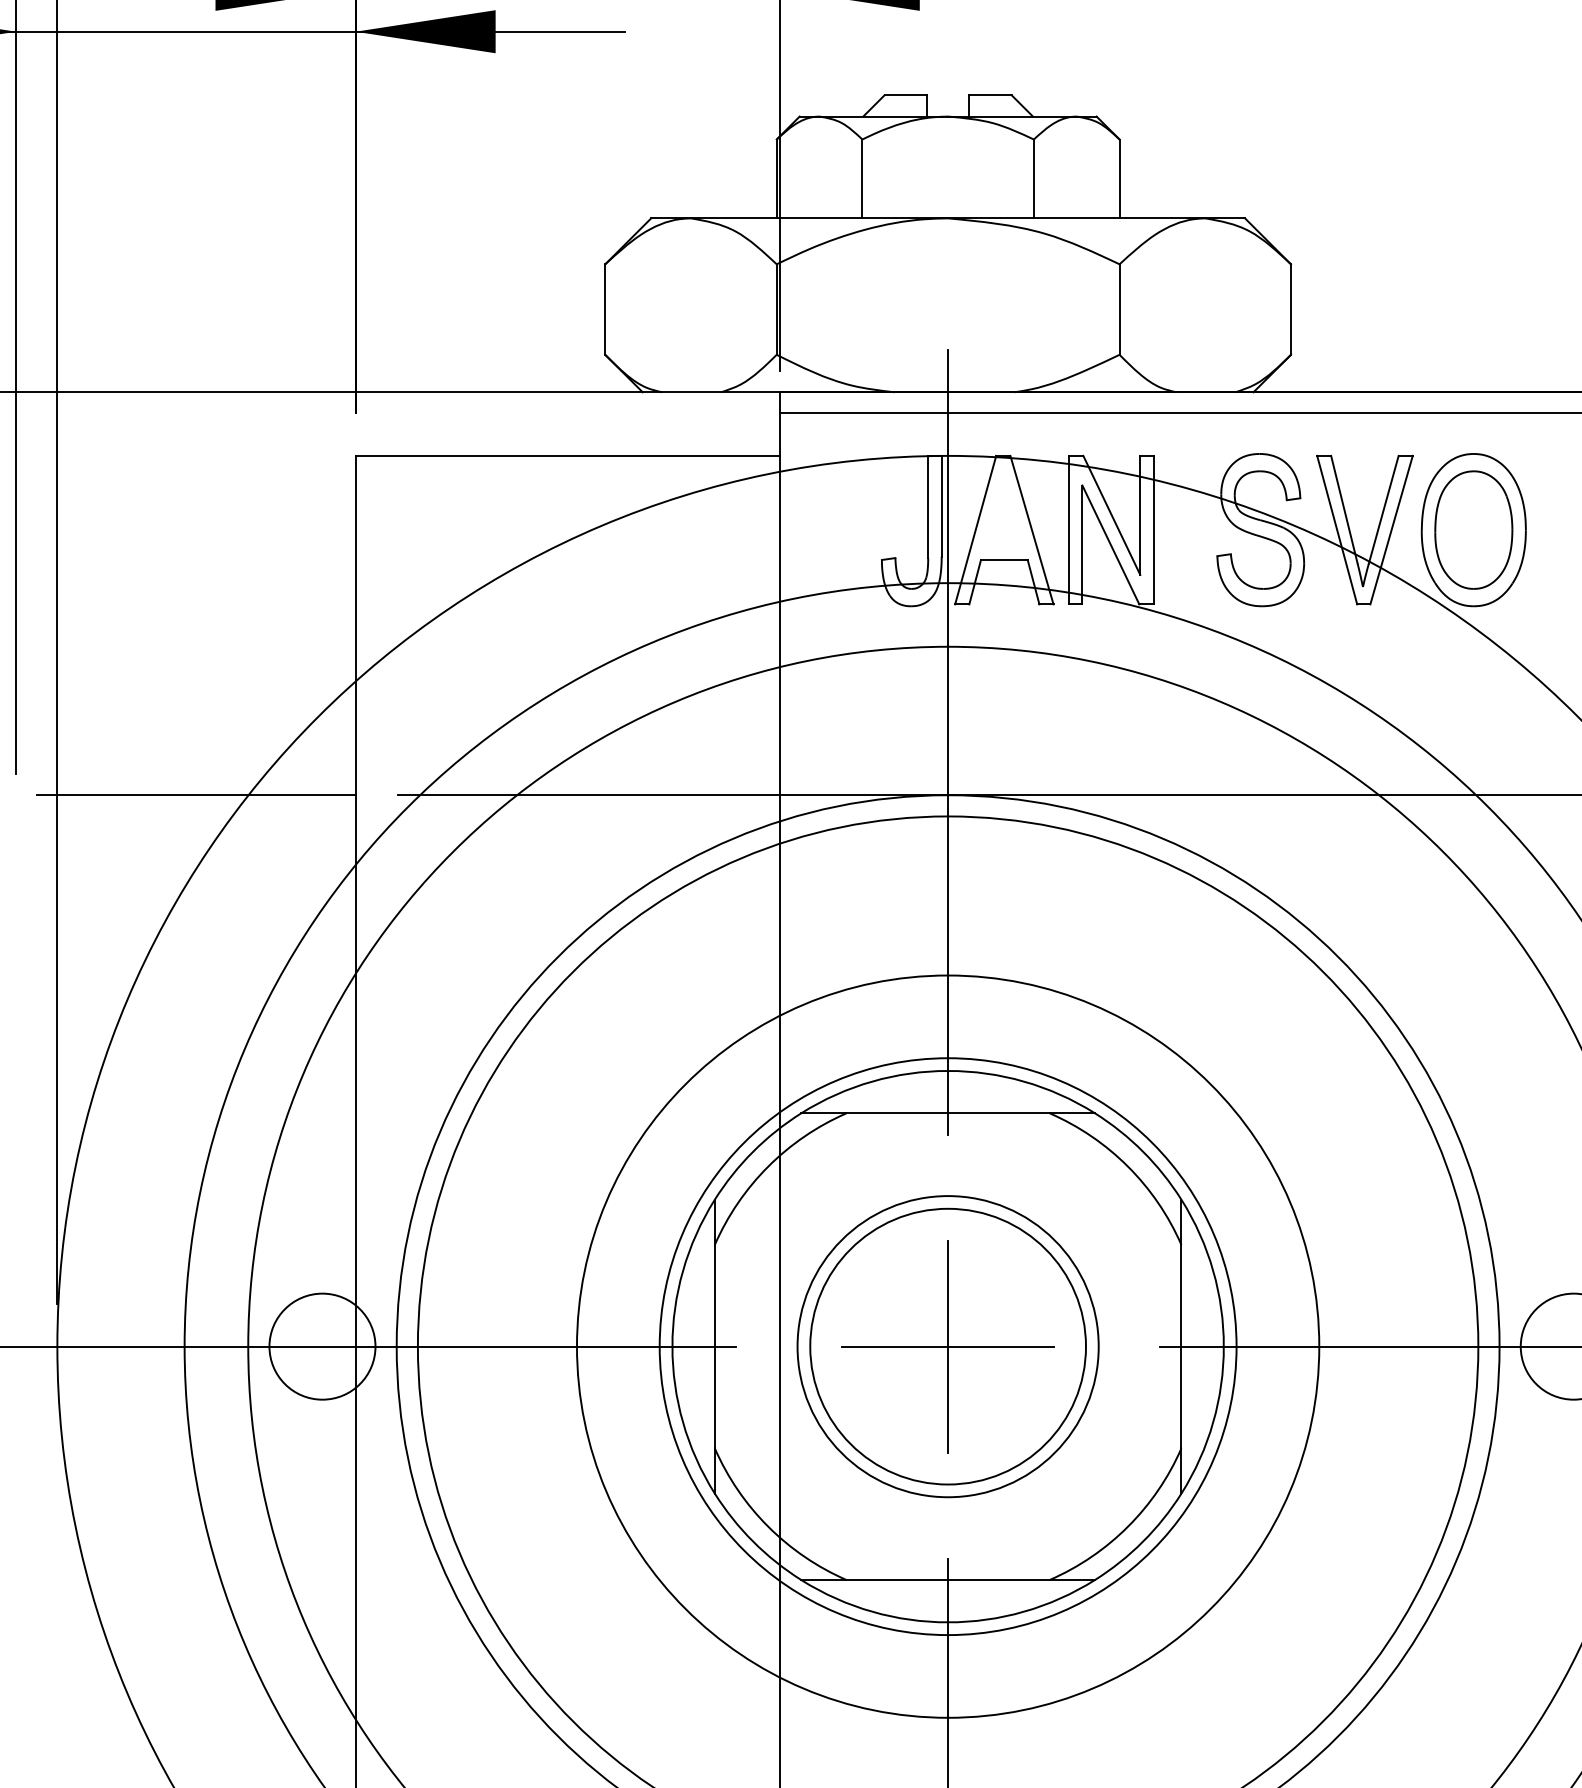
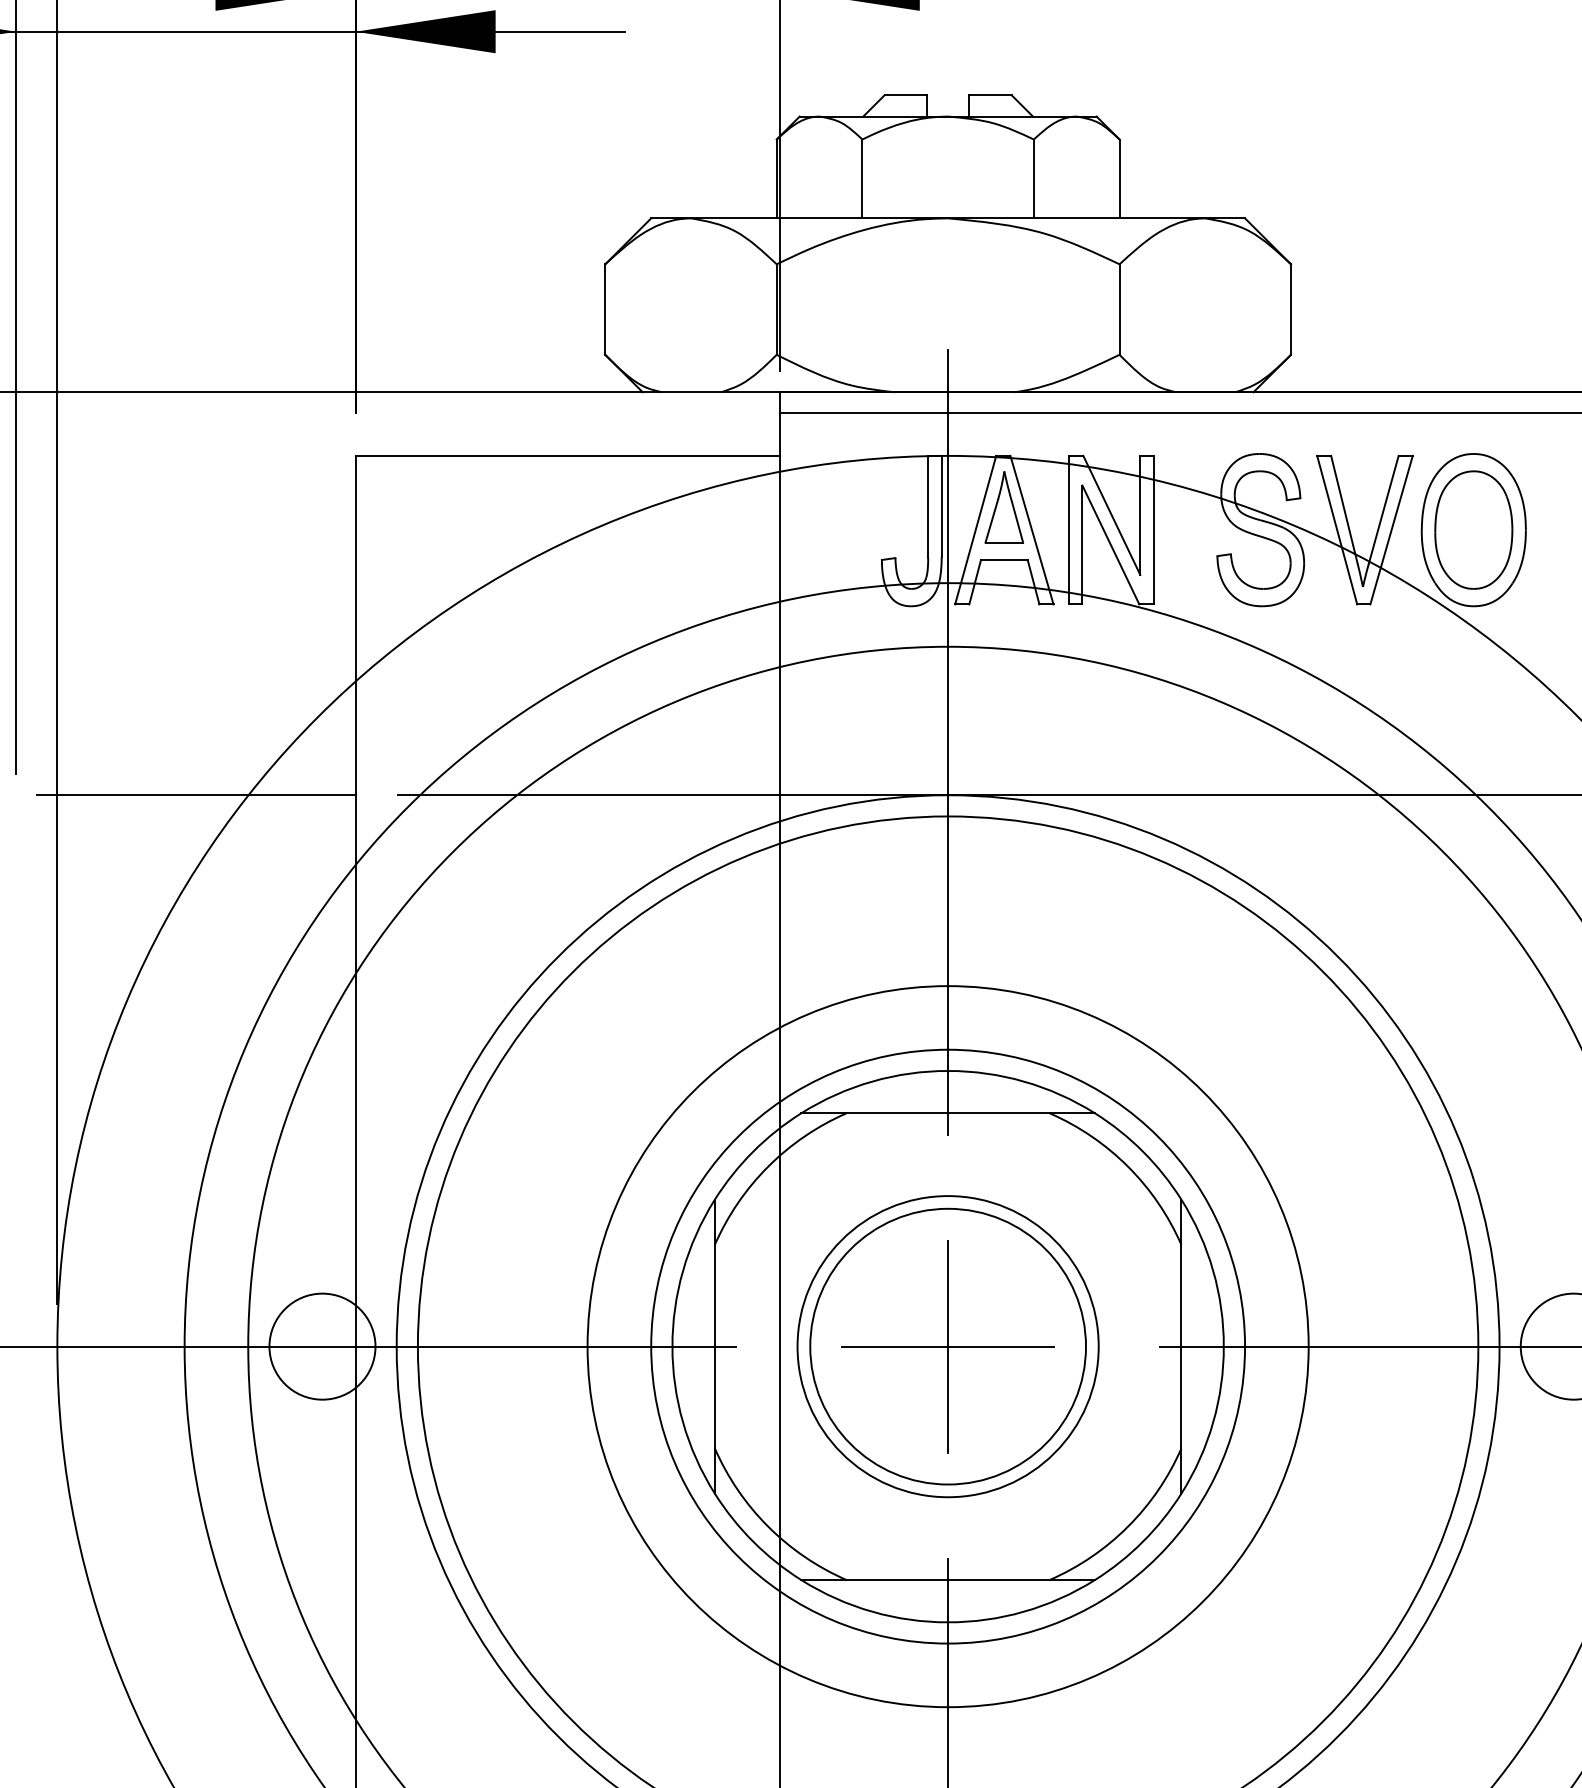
part: none -> present (1003, 507)
circle diameter: 577 px -> 721 px (947, 1346)
circle diameter: 742 px -> 594 px (948, 1346)
